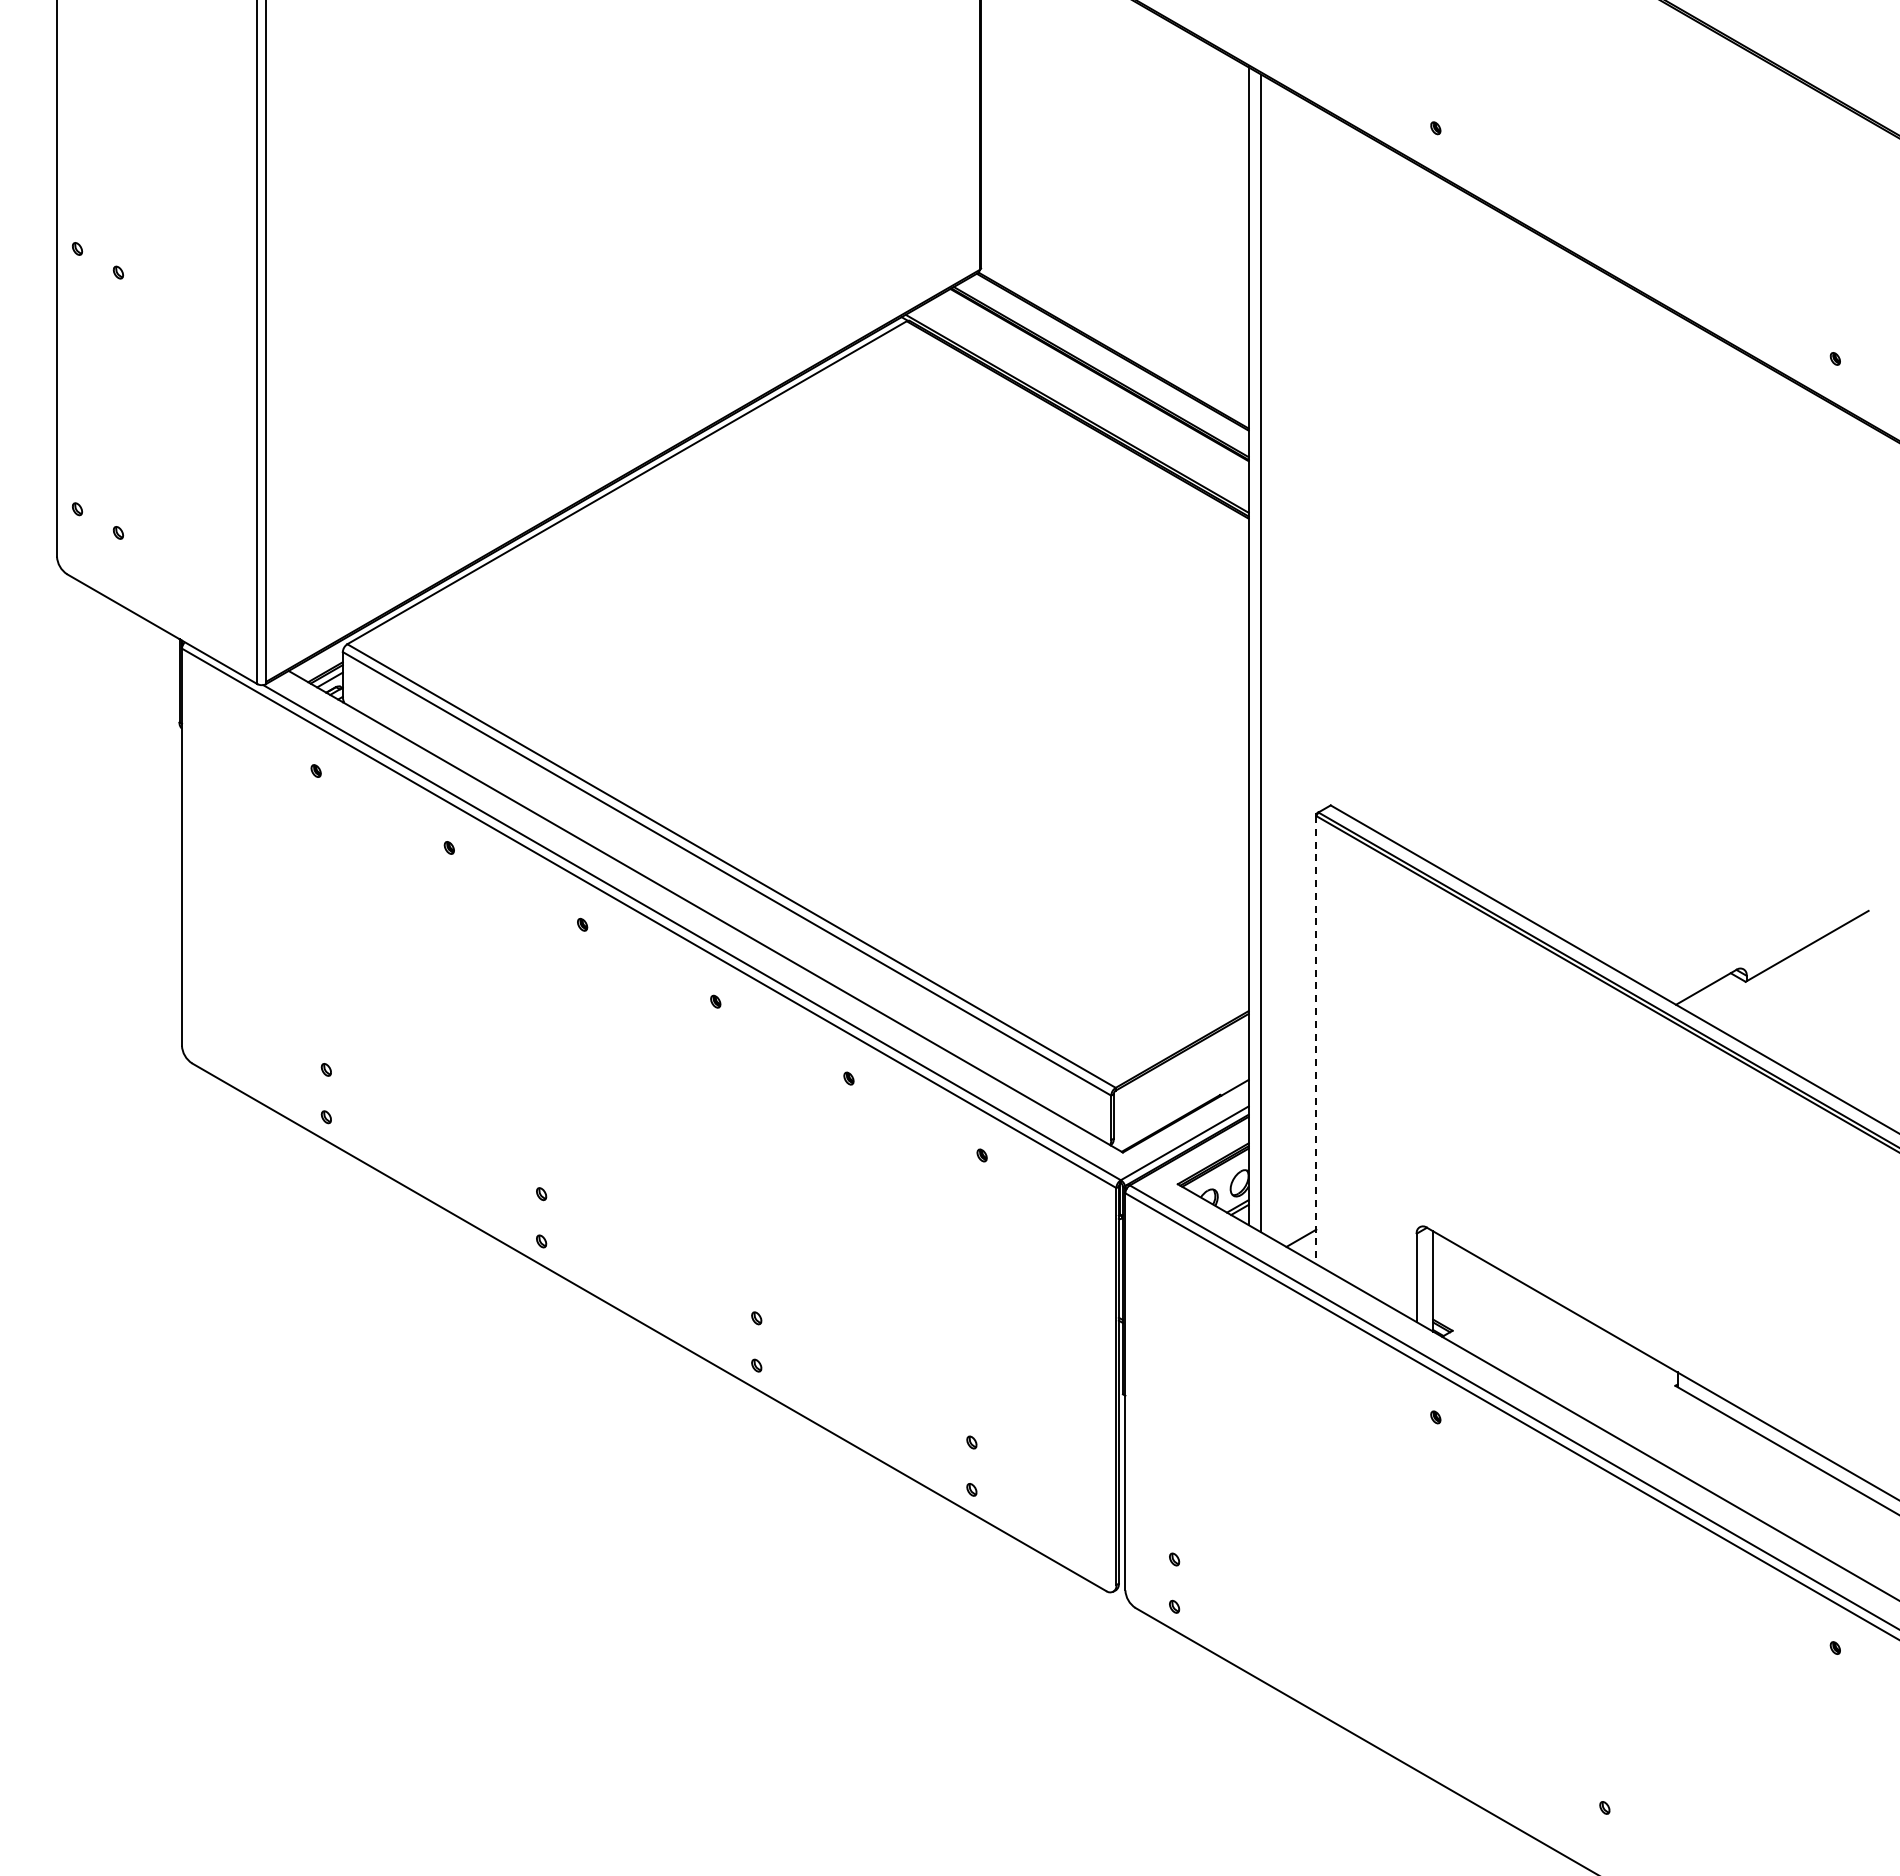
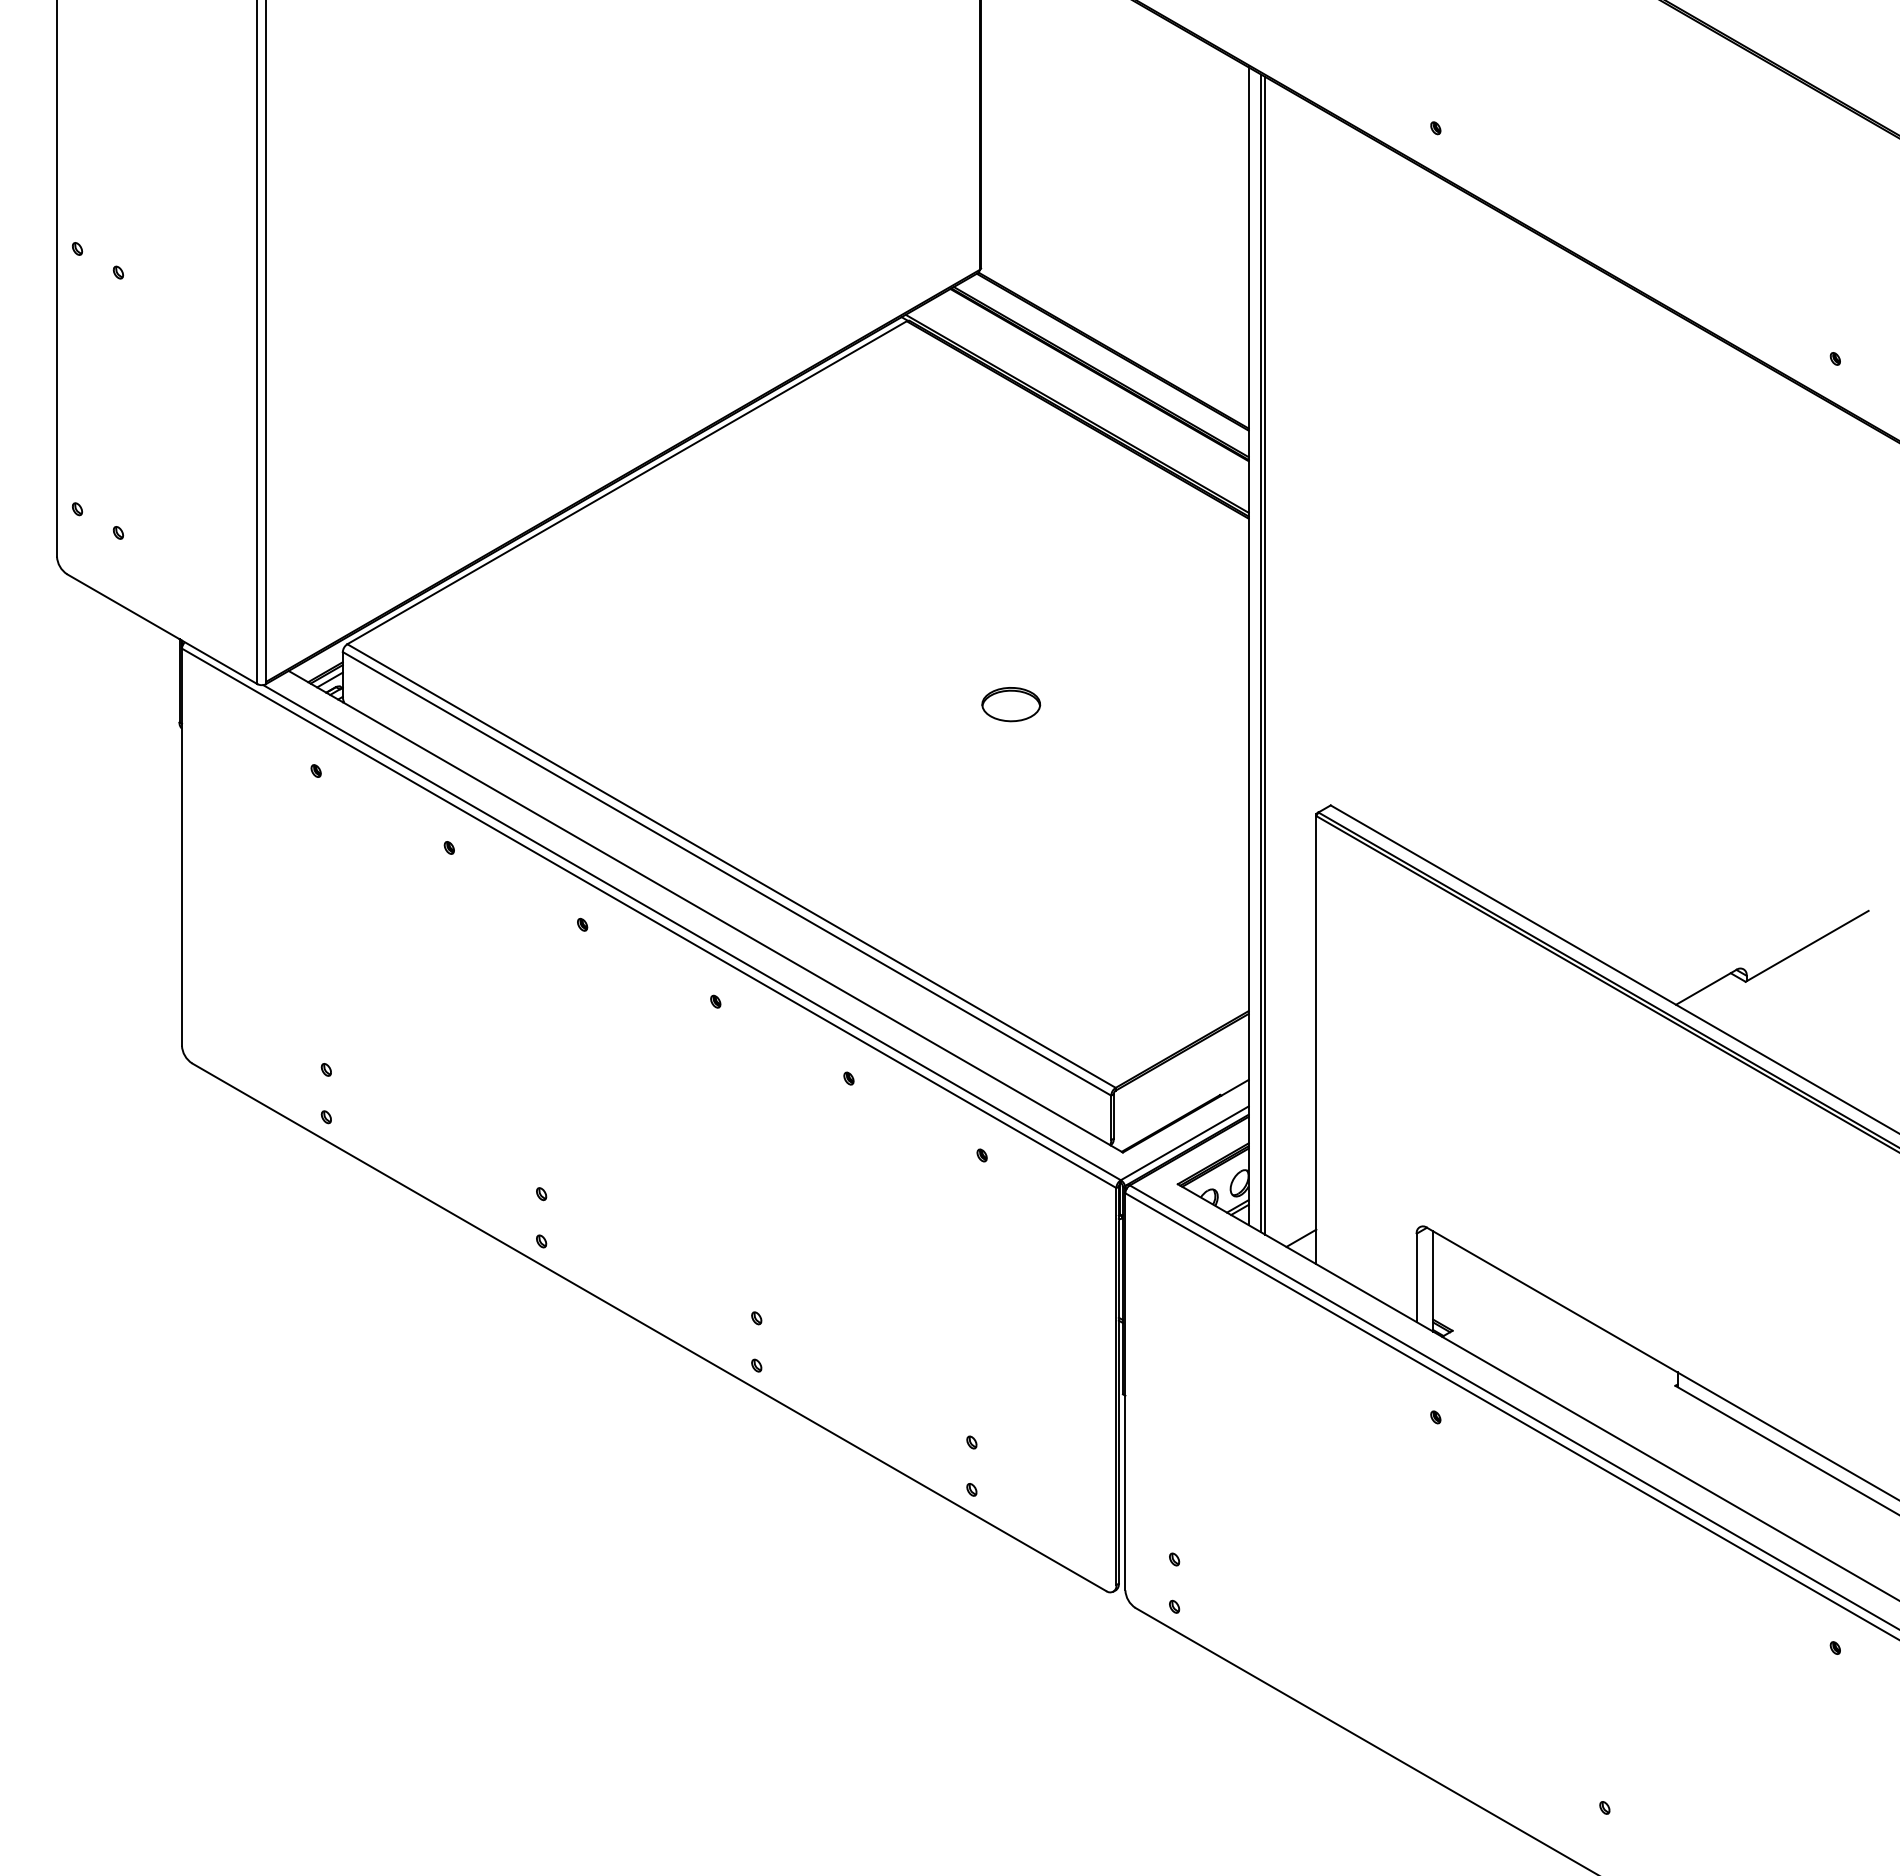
line: none -> present (1265, 655)
part: none -> present (1011, 704)
line: dashed -> solid (1316, 1040)
